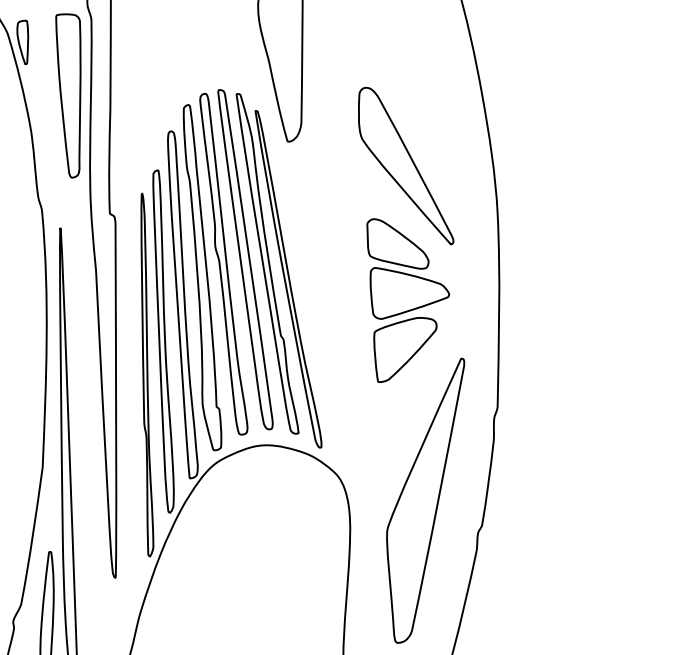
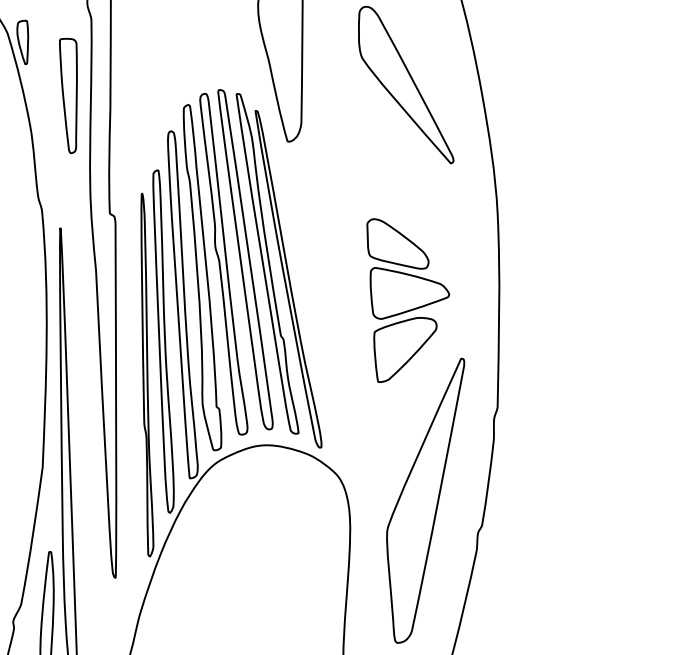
part size: 27x166 px -> 19x117 px (68, 95)
part position: (406, 165) -> (406, 84) (406, 84)
